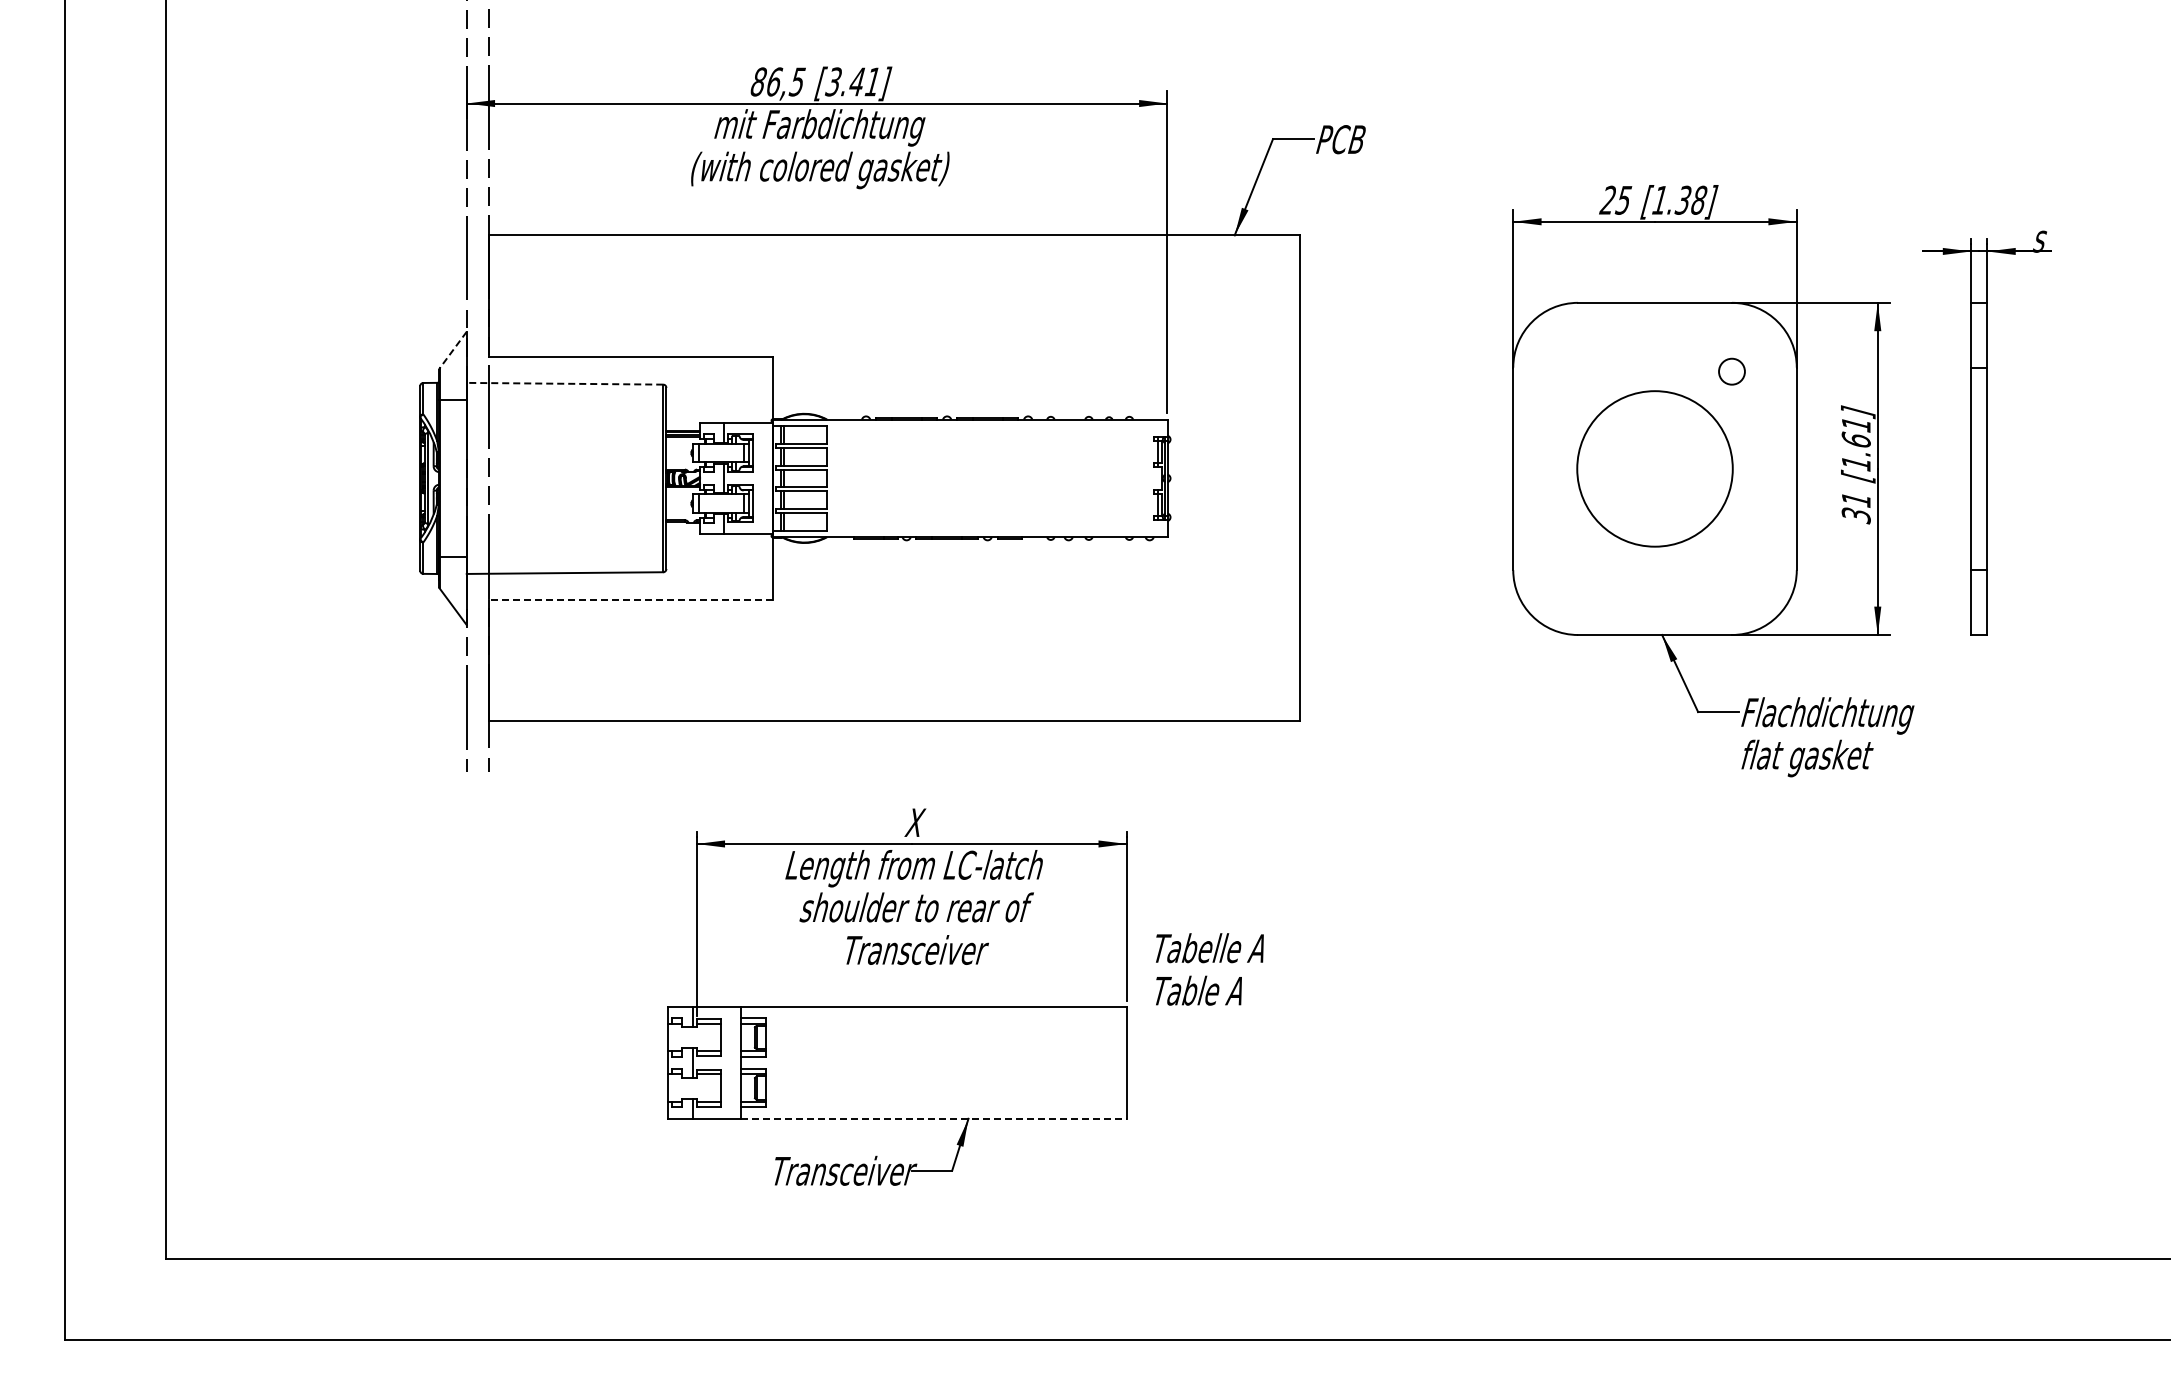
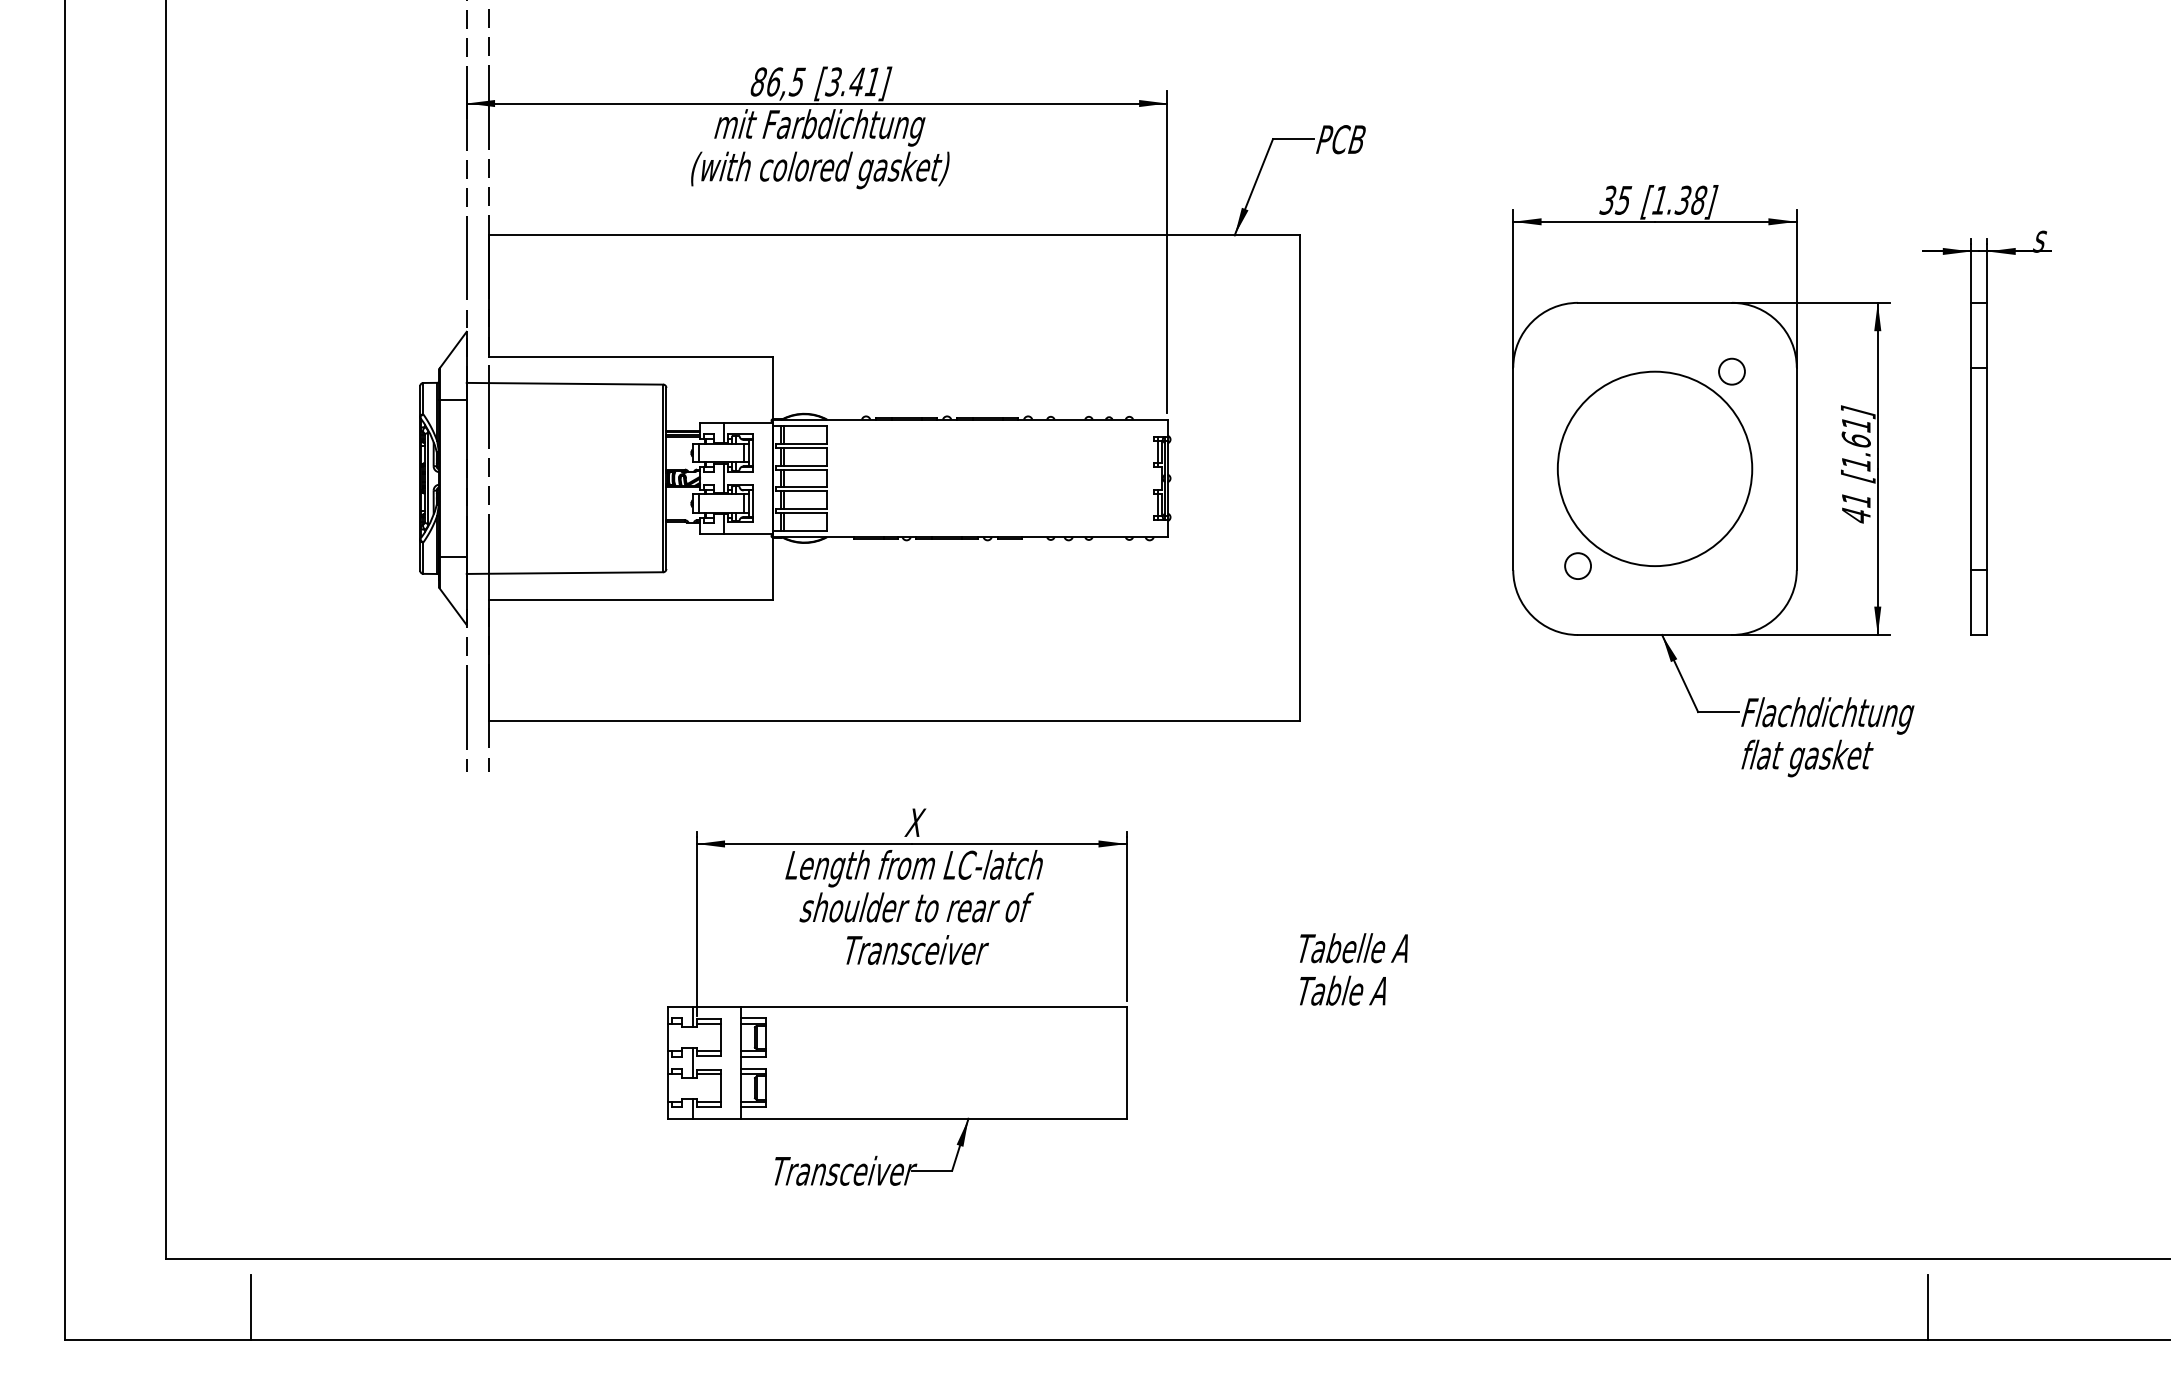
text: 25 -> 35 (1607, 200)
line: dashed -> solid (453, 350)
line: dashed -> solid (564, 383)
circle diameter: 156 px -> 194 px (1654, 468)
text: 31 -> 41 (1855, 515)
circle: none -> present (1577, 565)
line: dashed -> solid (631, 599)
text position: (1209, 969) -> (1353, 969) (1353, 969)
line: dashed -> solid (934, 1118)
line: none -> present (251, 1306)
line: none -> present (1928, 1306)
